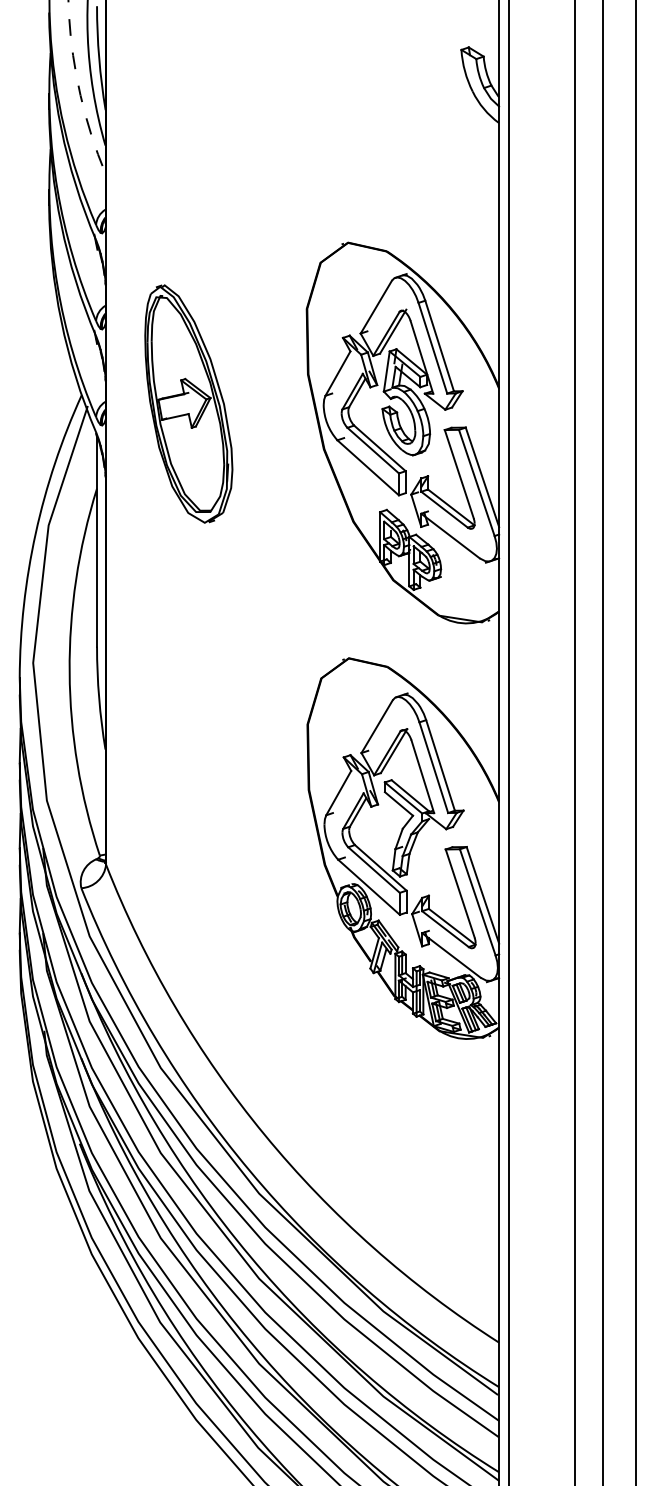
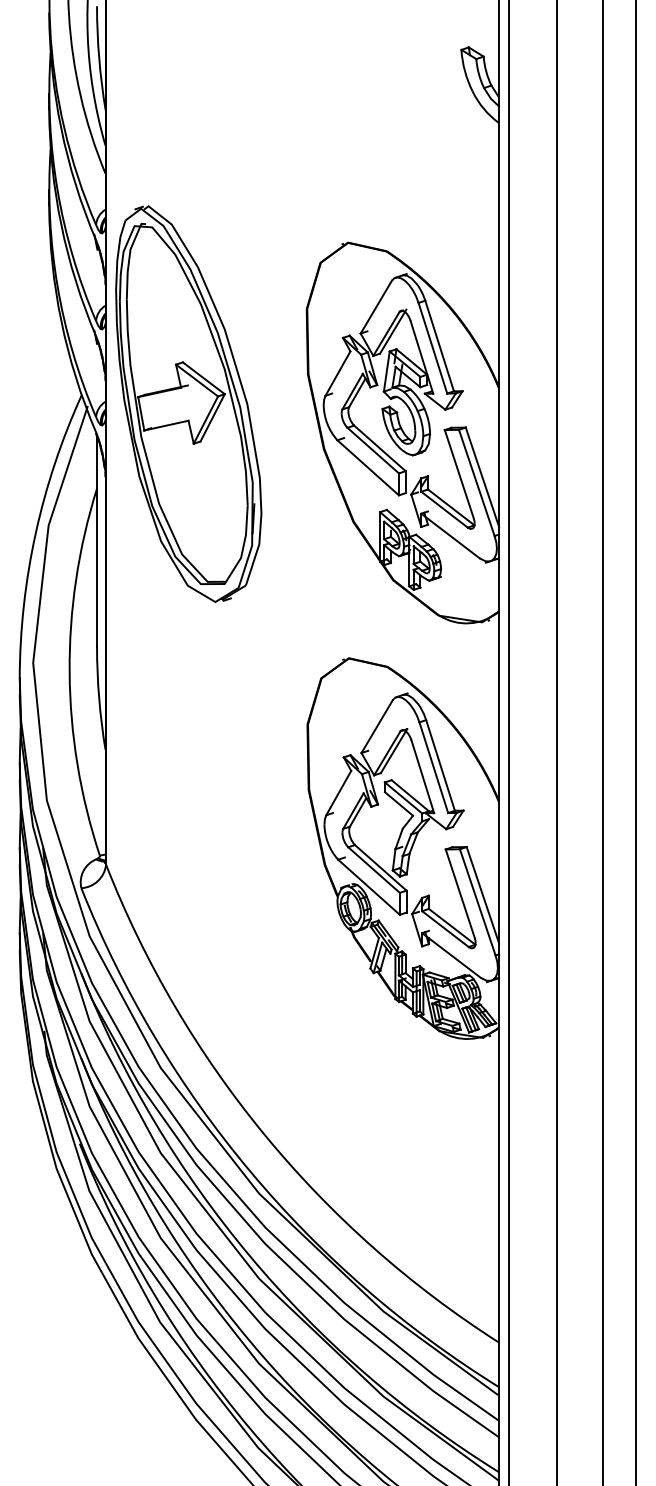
arc: dashed -> solid (79, 88)
part size: 90x240 px -> 148x398 px (188, 403)
line position: (574, 742) -> (556, 742) (556, 742)
